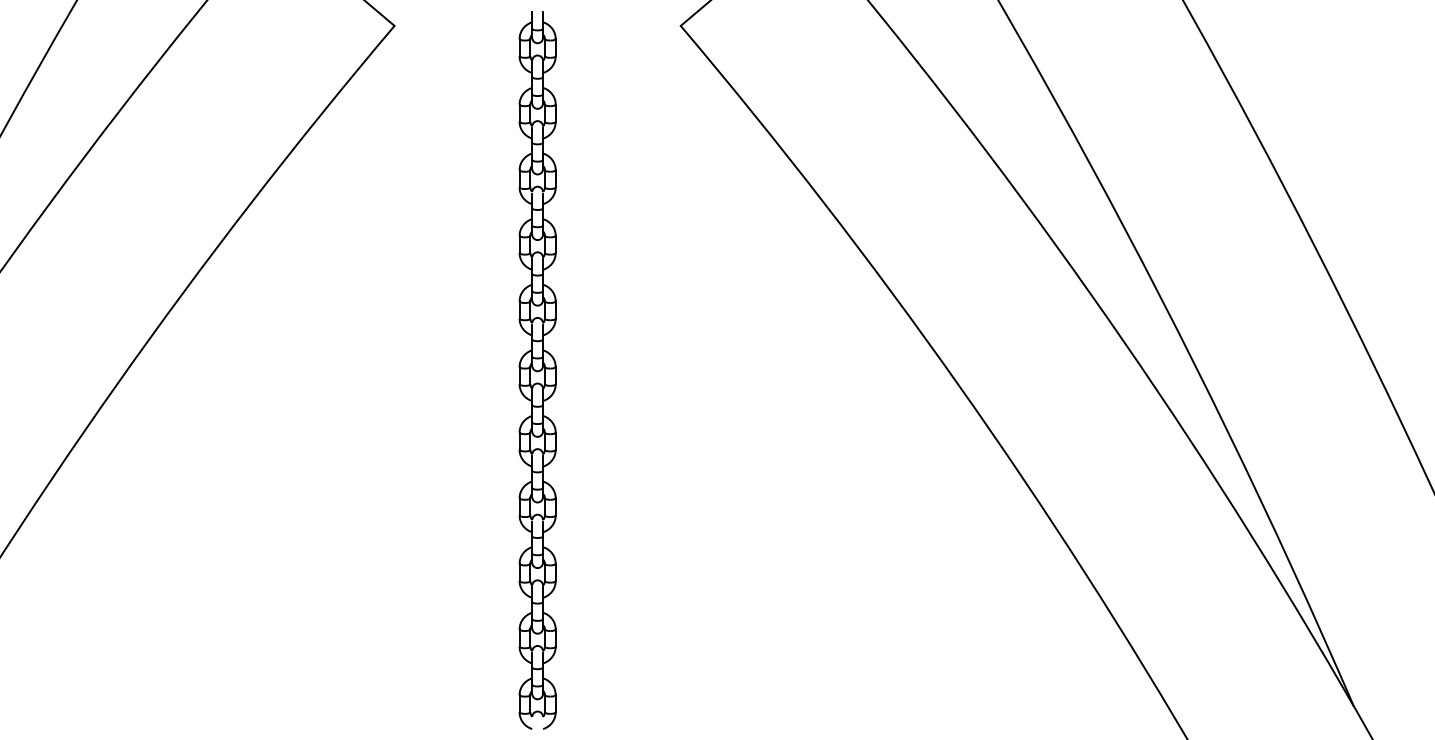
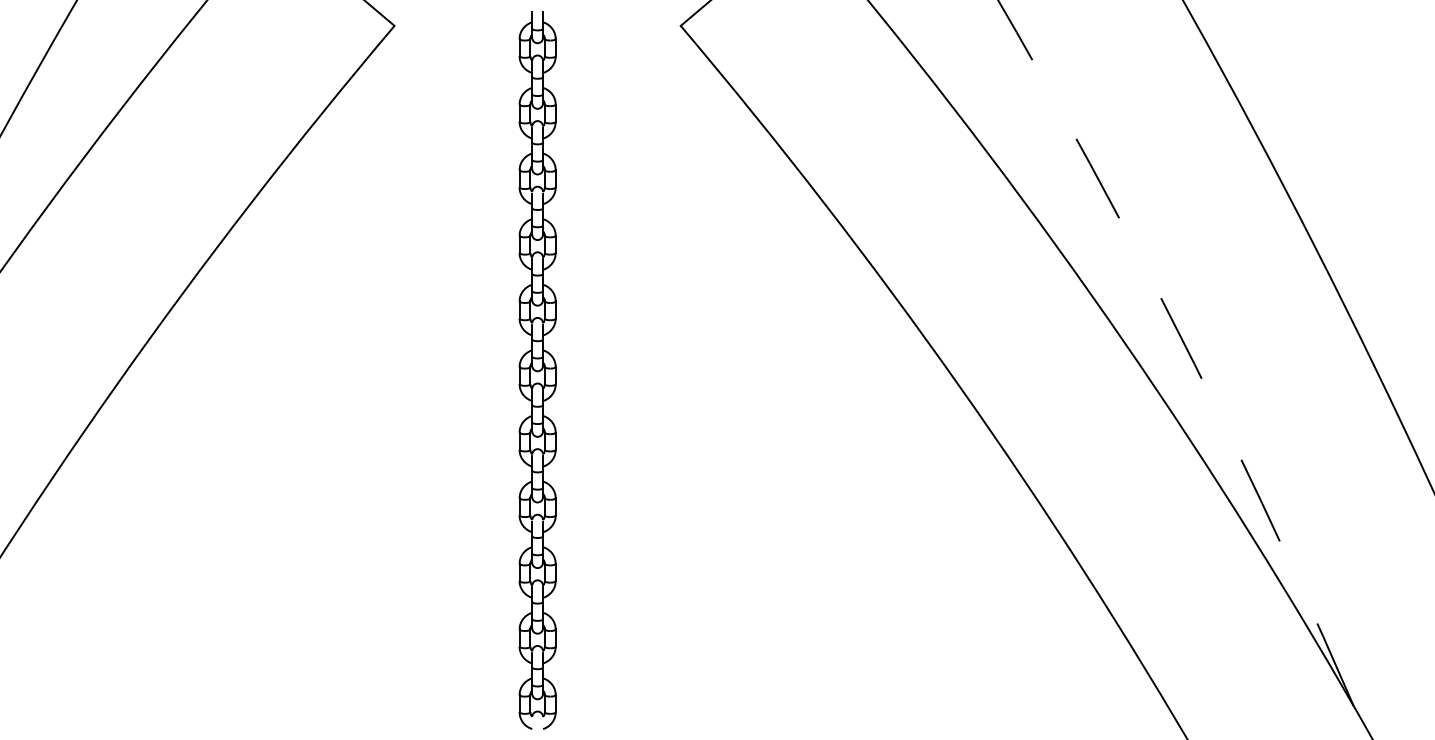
arc: solid -> dashed (1186, 347)
